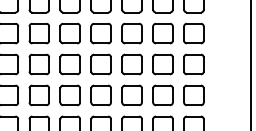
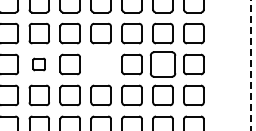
part size: 22x23 px -> 14x15 px (38, 64)
part: present -> none (100, 64)
part size: 22x23 px -> 28x27 px (162, 64)
line: solid -> dashed (251, 65)
